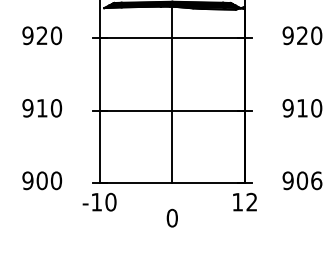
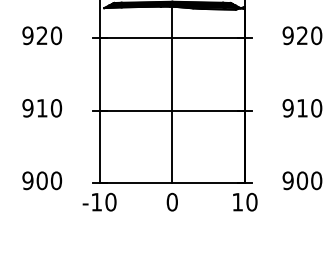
text: 906 -> 900 (316, 180)
text: 12 -> 10 (251, 201)
text position: (171, 217) -> (171, 201) (171, 201)
